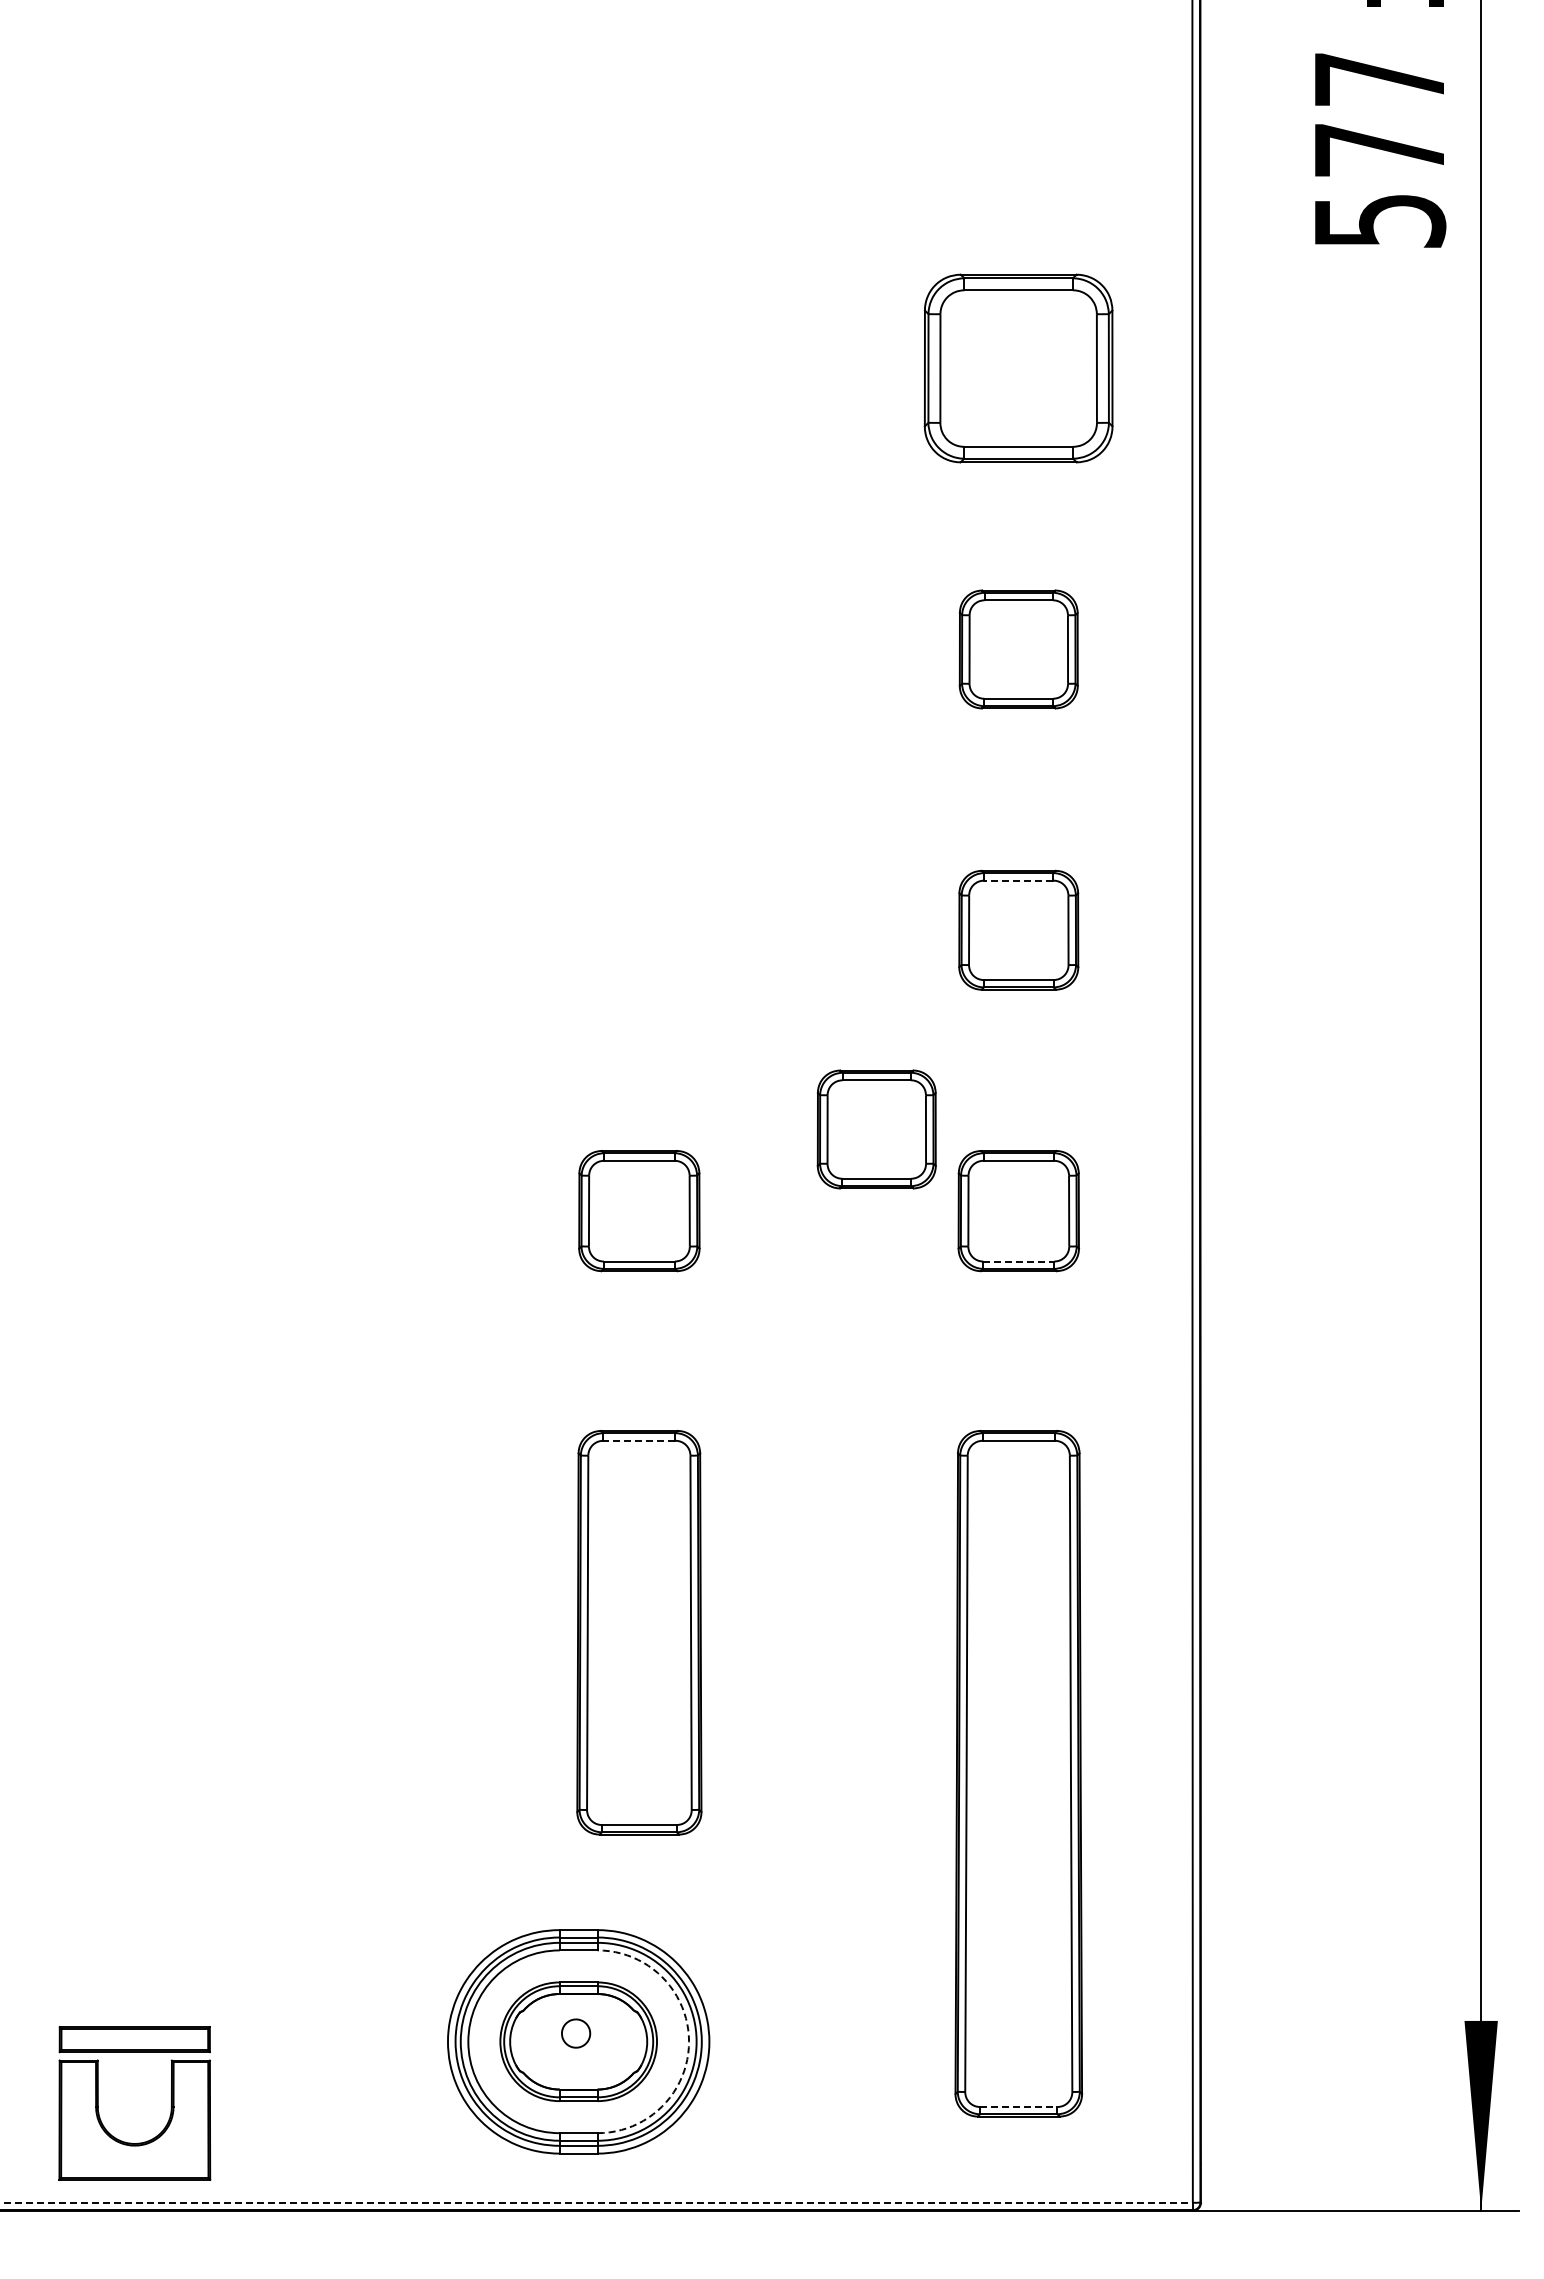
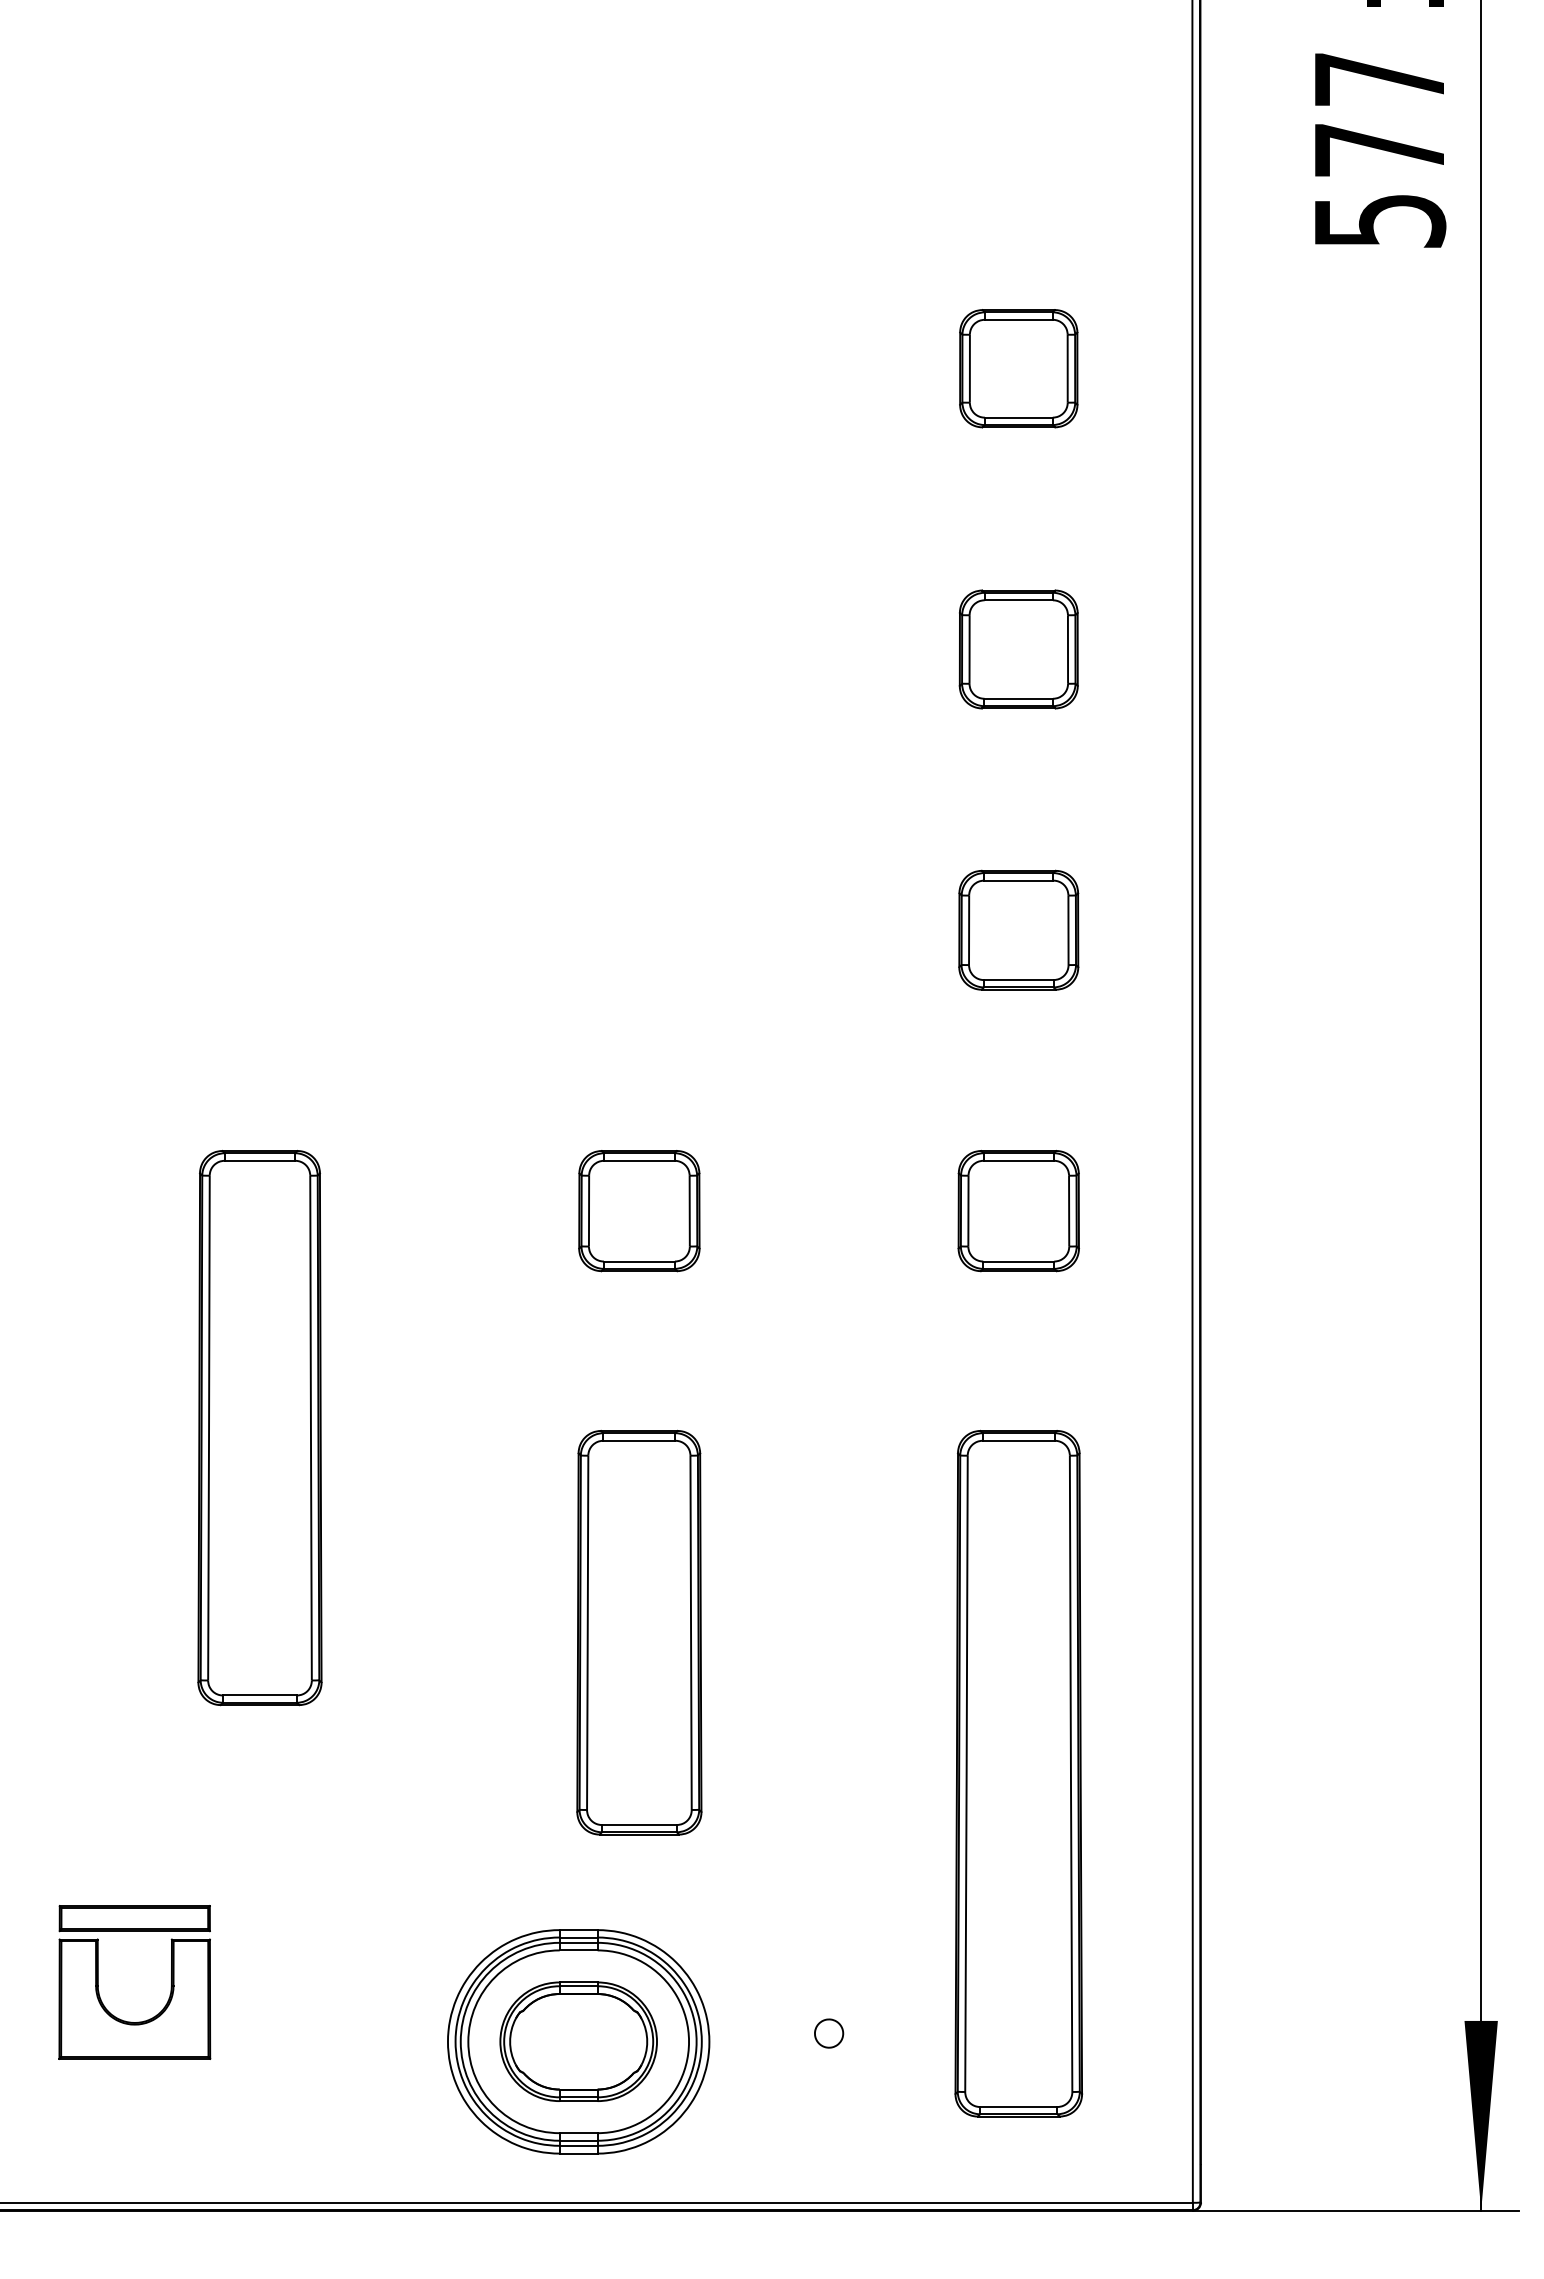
part size: 191x191 px -> 120x120 px (1018, 368)
line: dashed -> solid (1018, 880)
part: present -> none (876, 1129)
line: dashed -> solid (1018, 1261)
part: none -> present (259, 1428)
line: dashed -> solid (638, 1440)
part position: (576, 2033) -> (829, 2033) (829, 2033)
arc: dashed -> solid (689, 2041)
part position: (98, 2103) -> (98, 1982) (98, 1982)
line: dashed -> solid (1018, 2107)
line: dashed -> solid (596, 2202)
